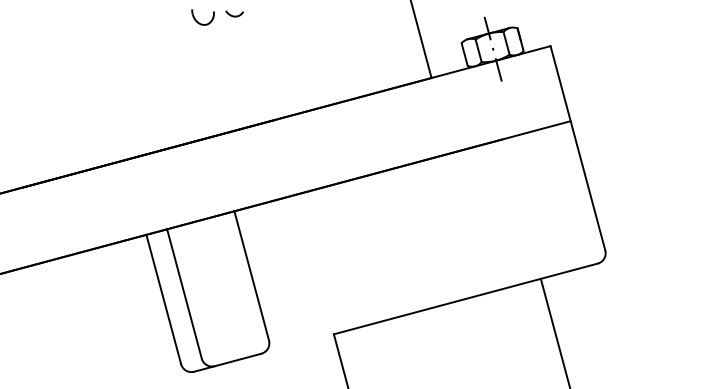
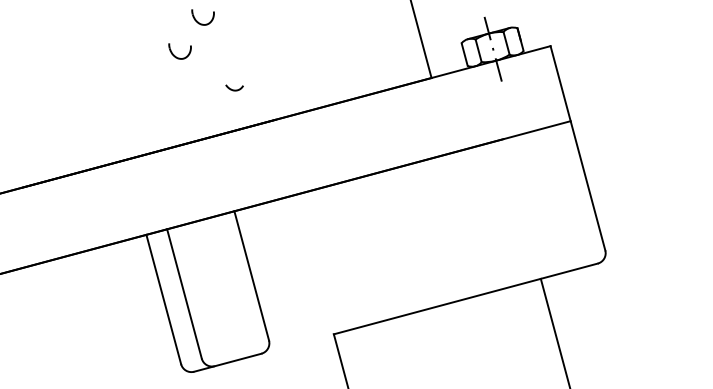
curve position: (234, 15) -> (234, 89) (234, 89)
part: none -> present (179, 51)
